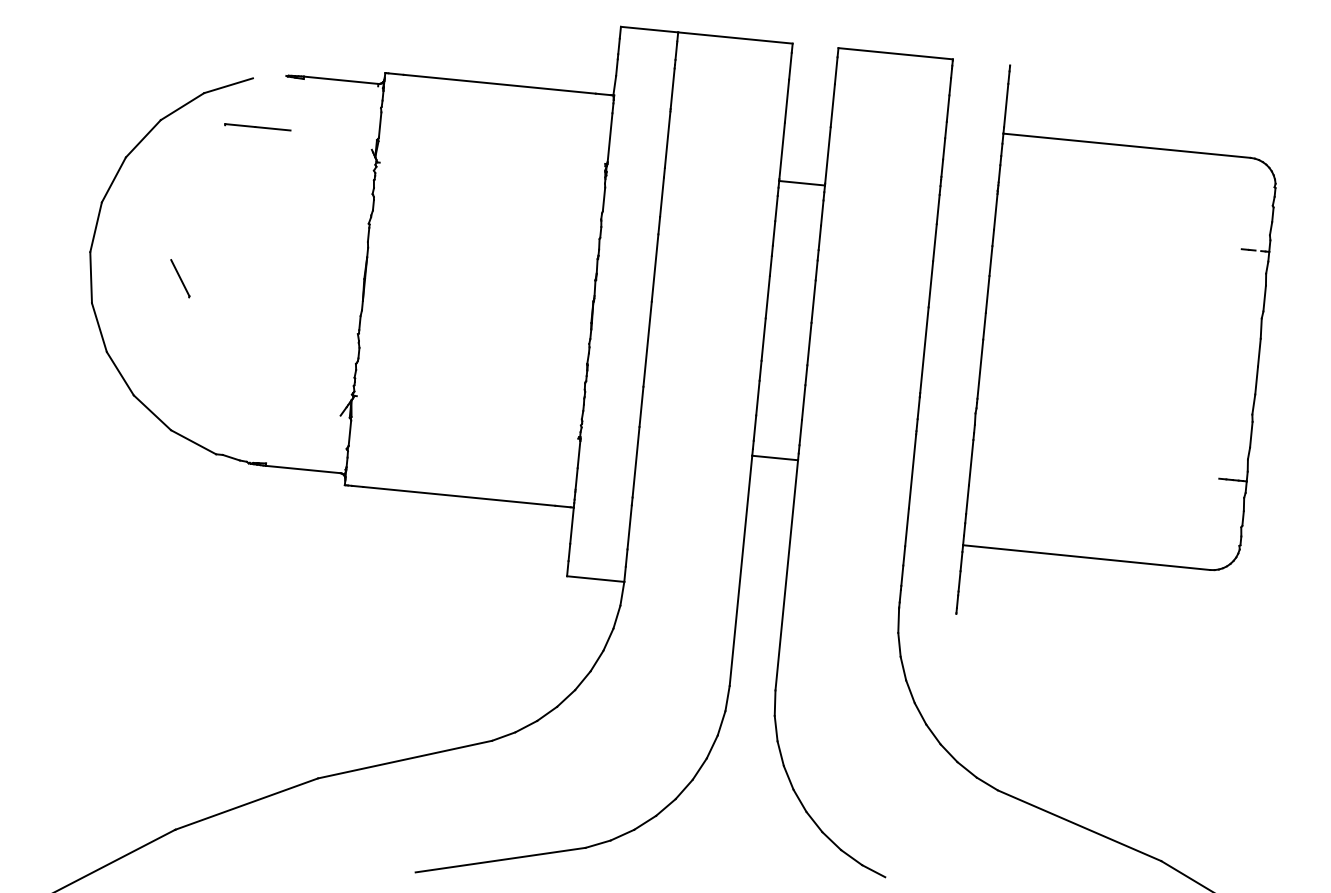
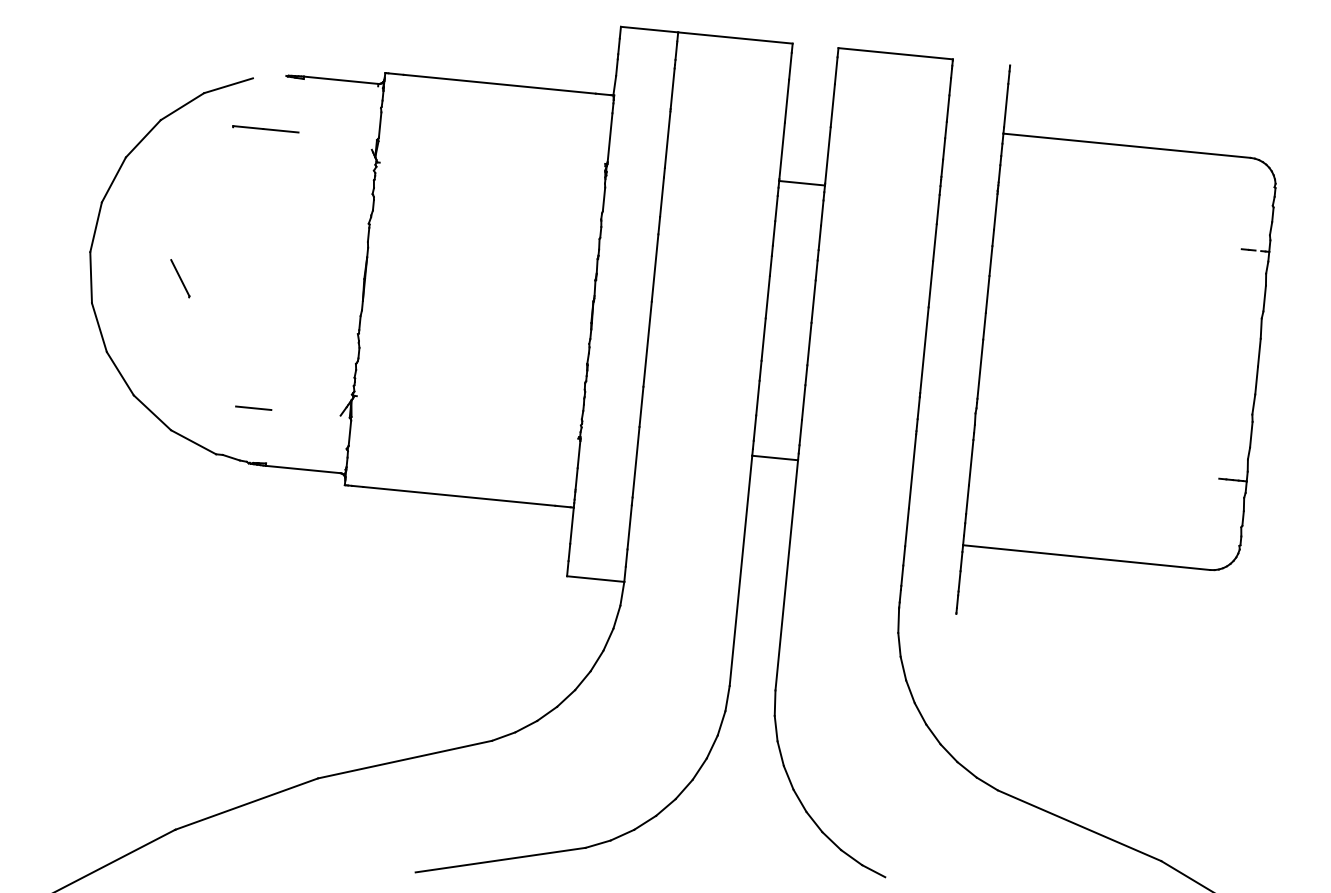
part position: (257, 127) -> (265, 129) (265, 129)
line: none -> present (253, 408)
